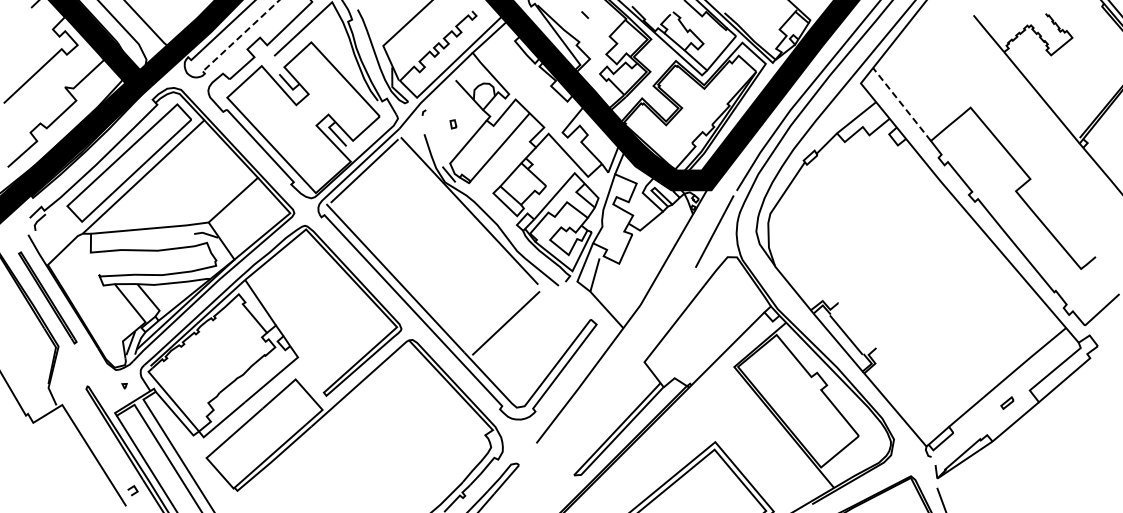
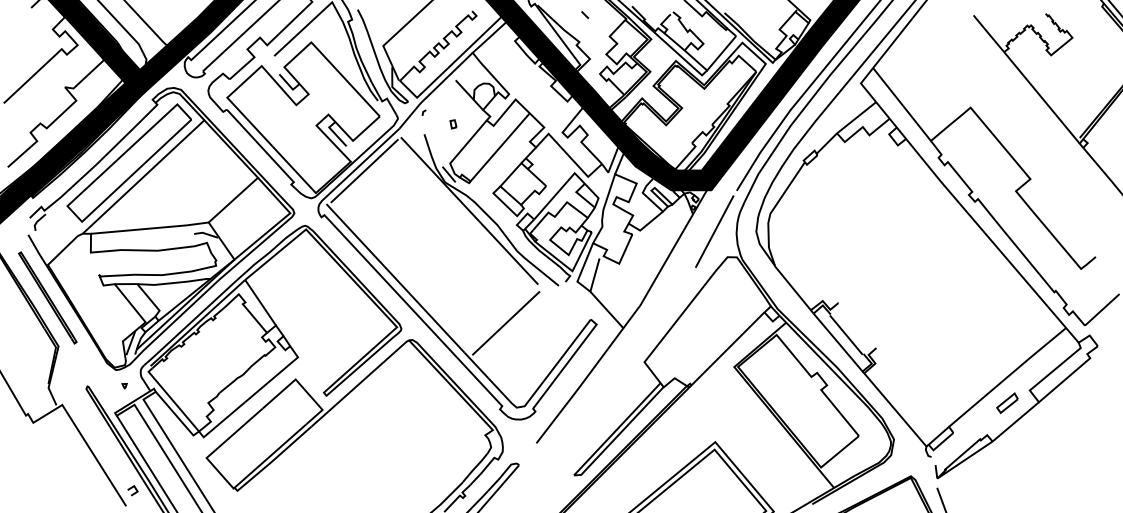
line: dashed -> solid (240, 36)
line: dashed -> solid (901, 103)
part size: 15x14 px -> 23x22 px (1007, 402)
